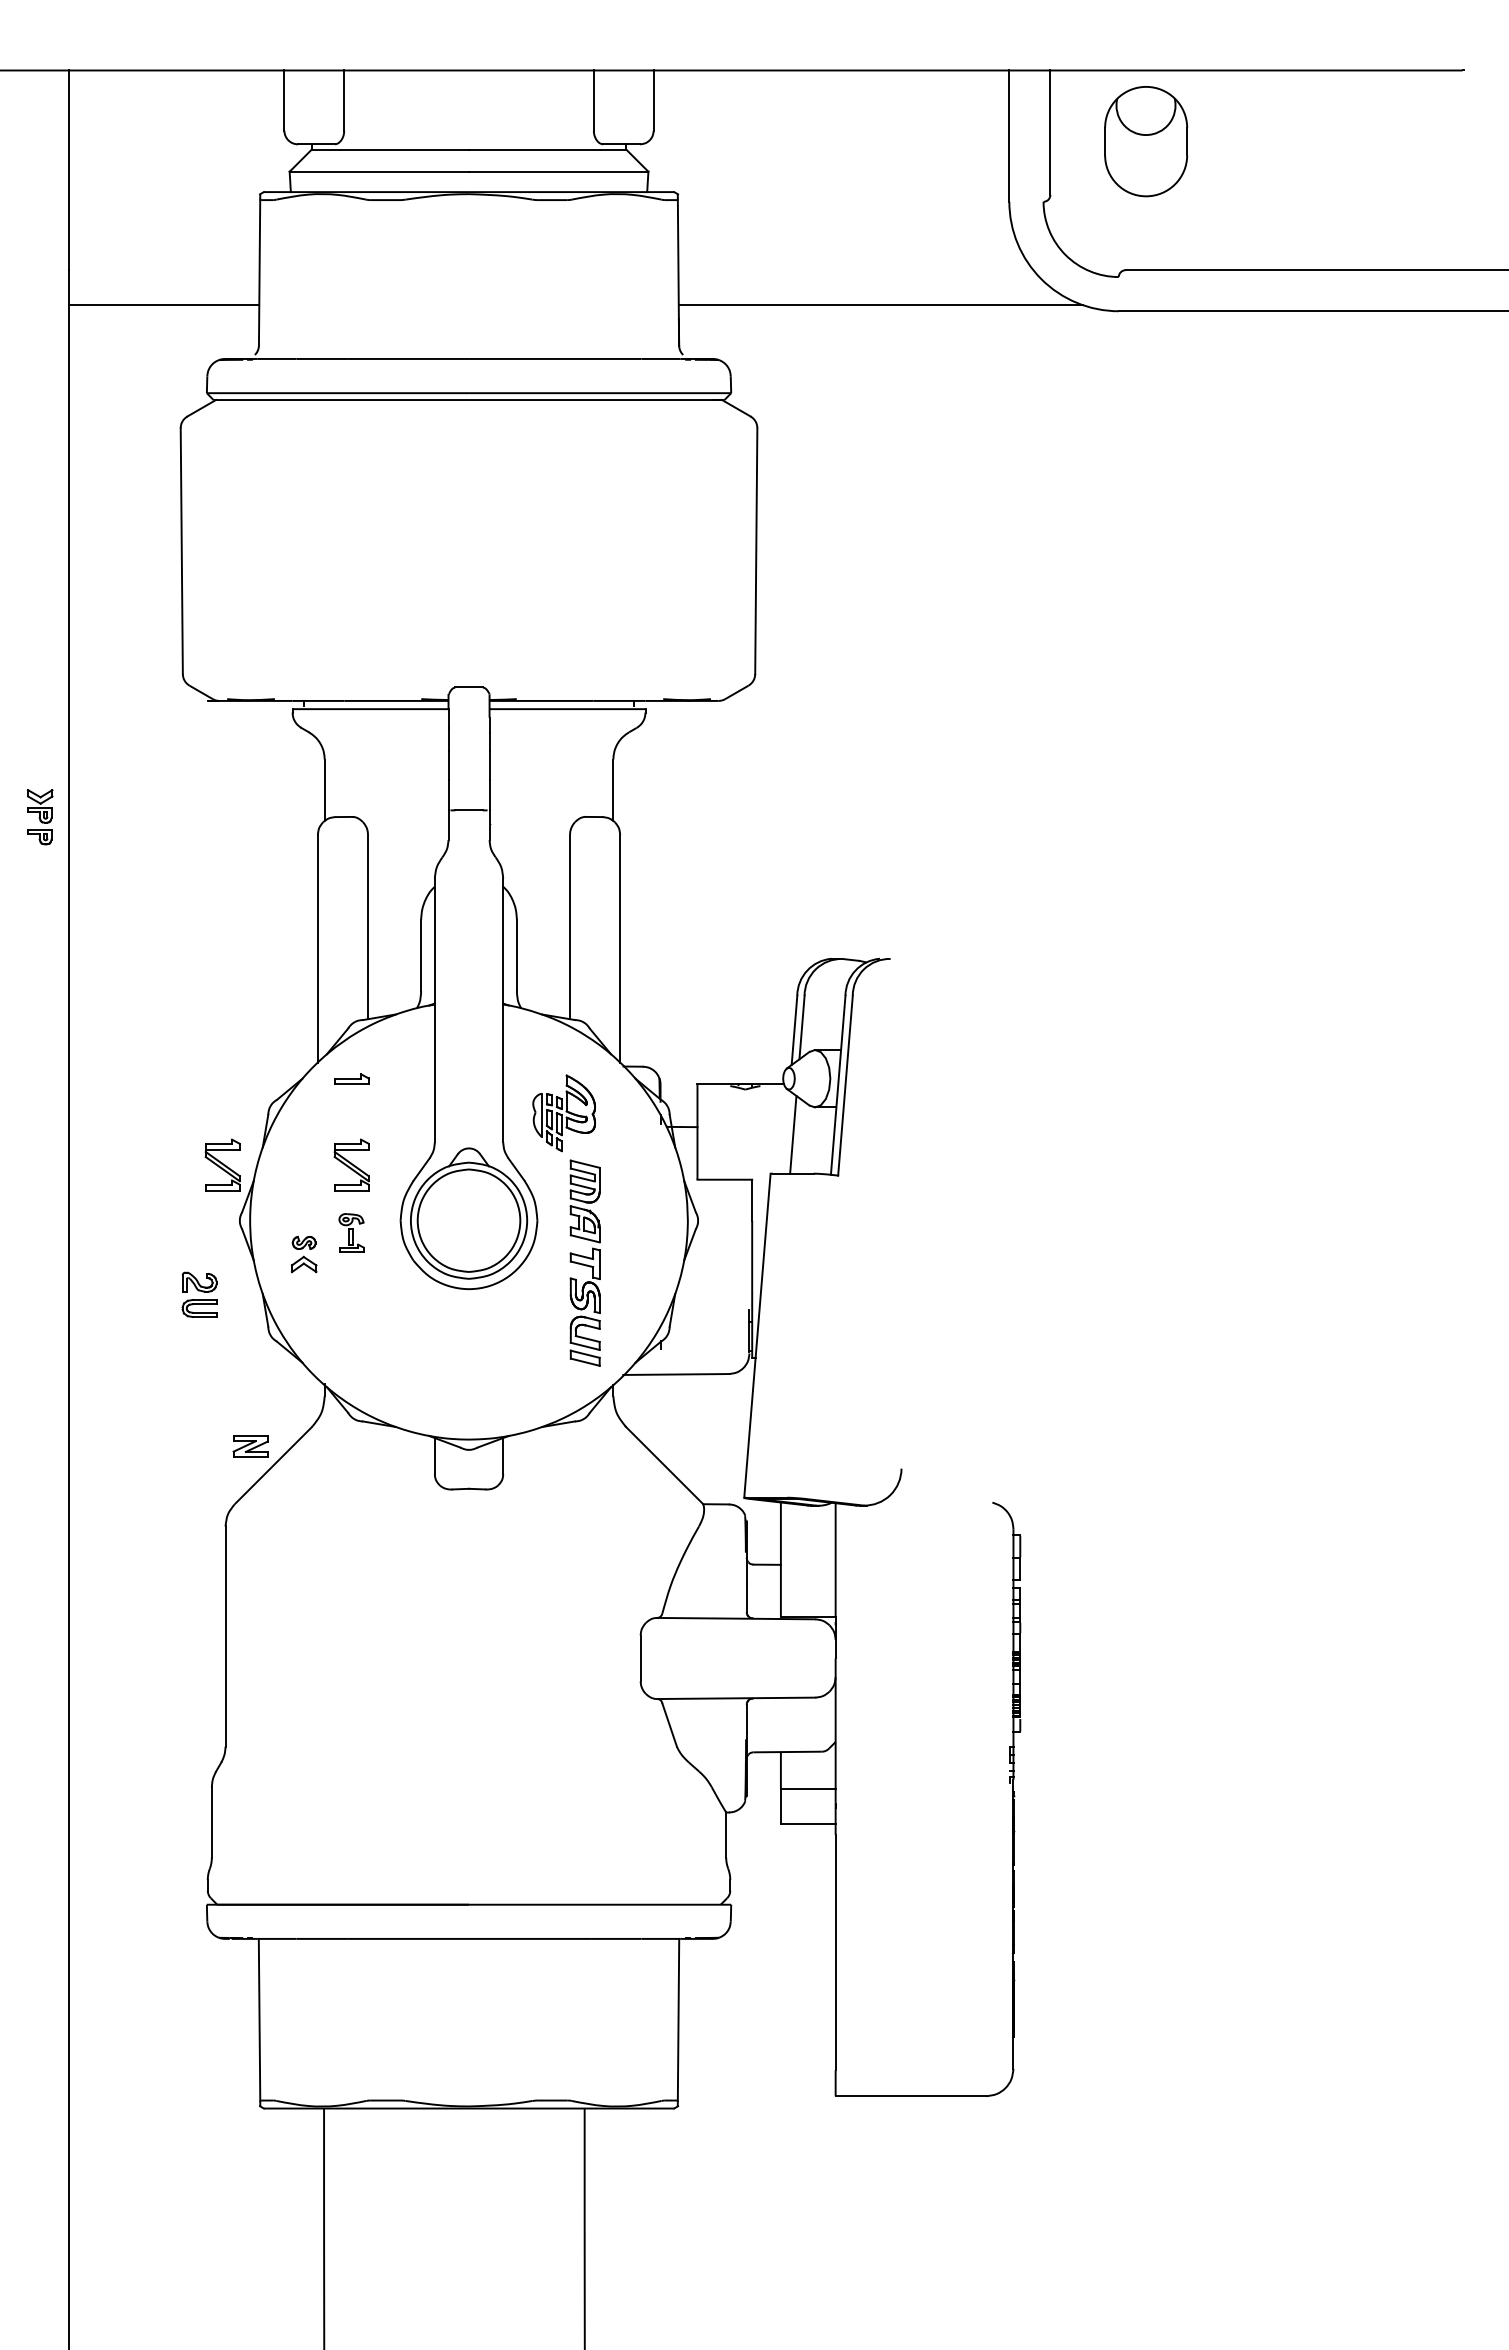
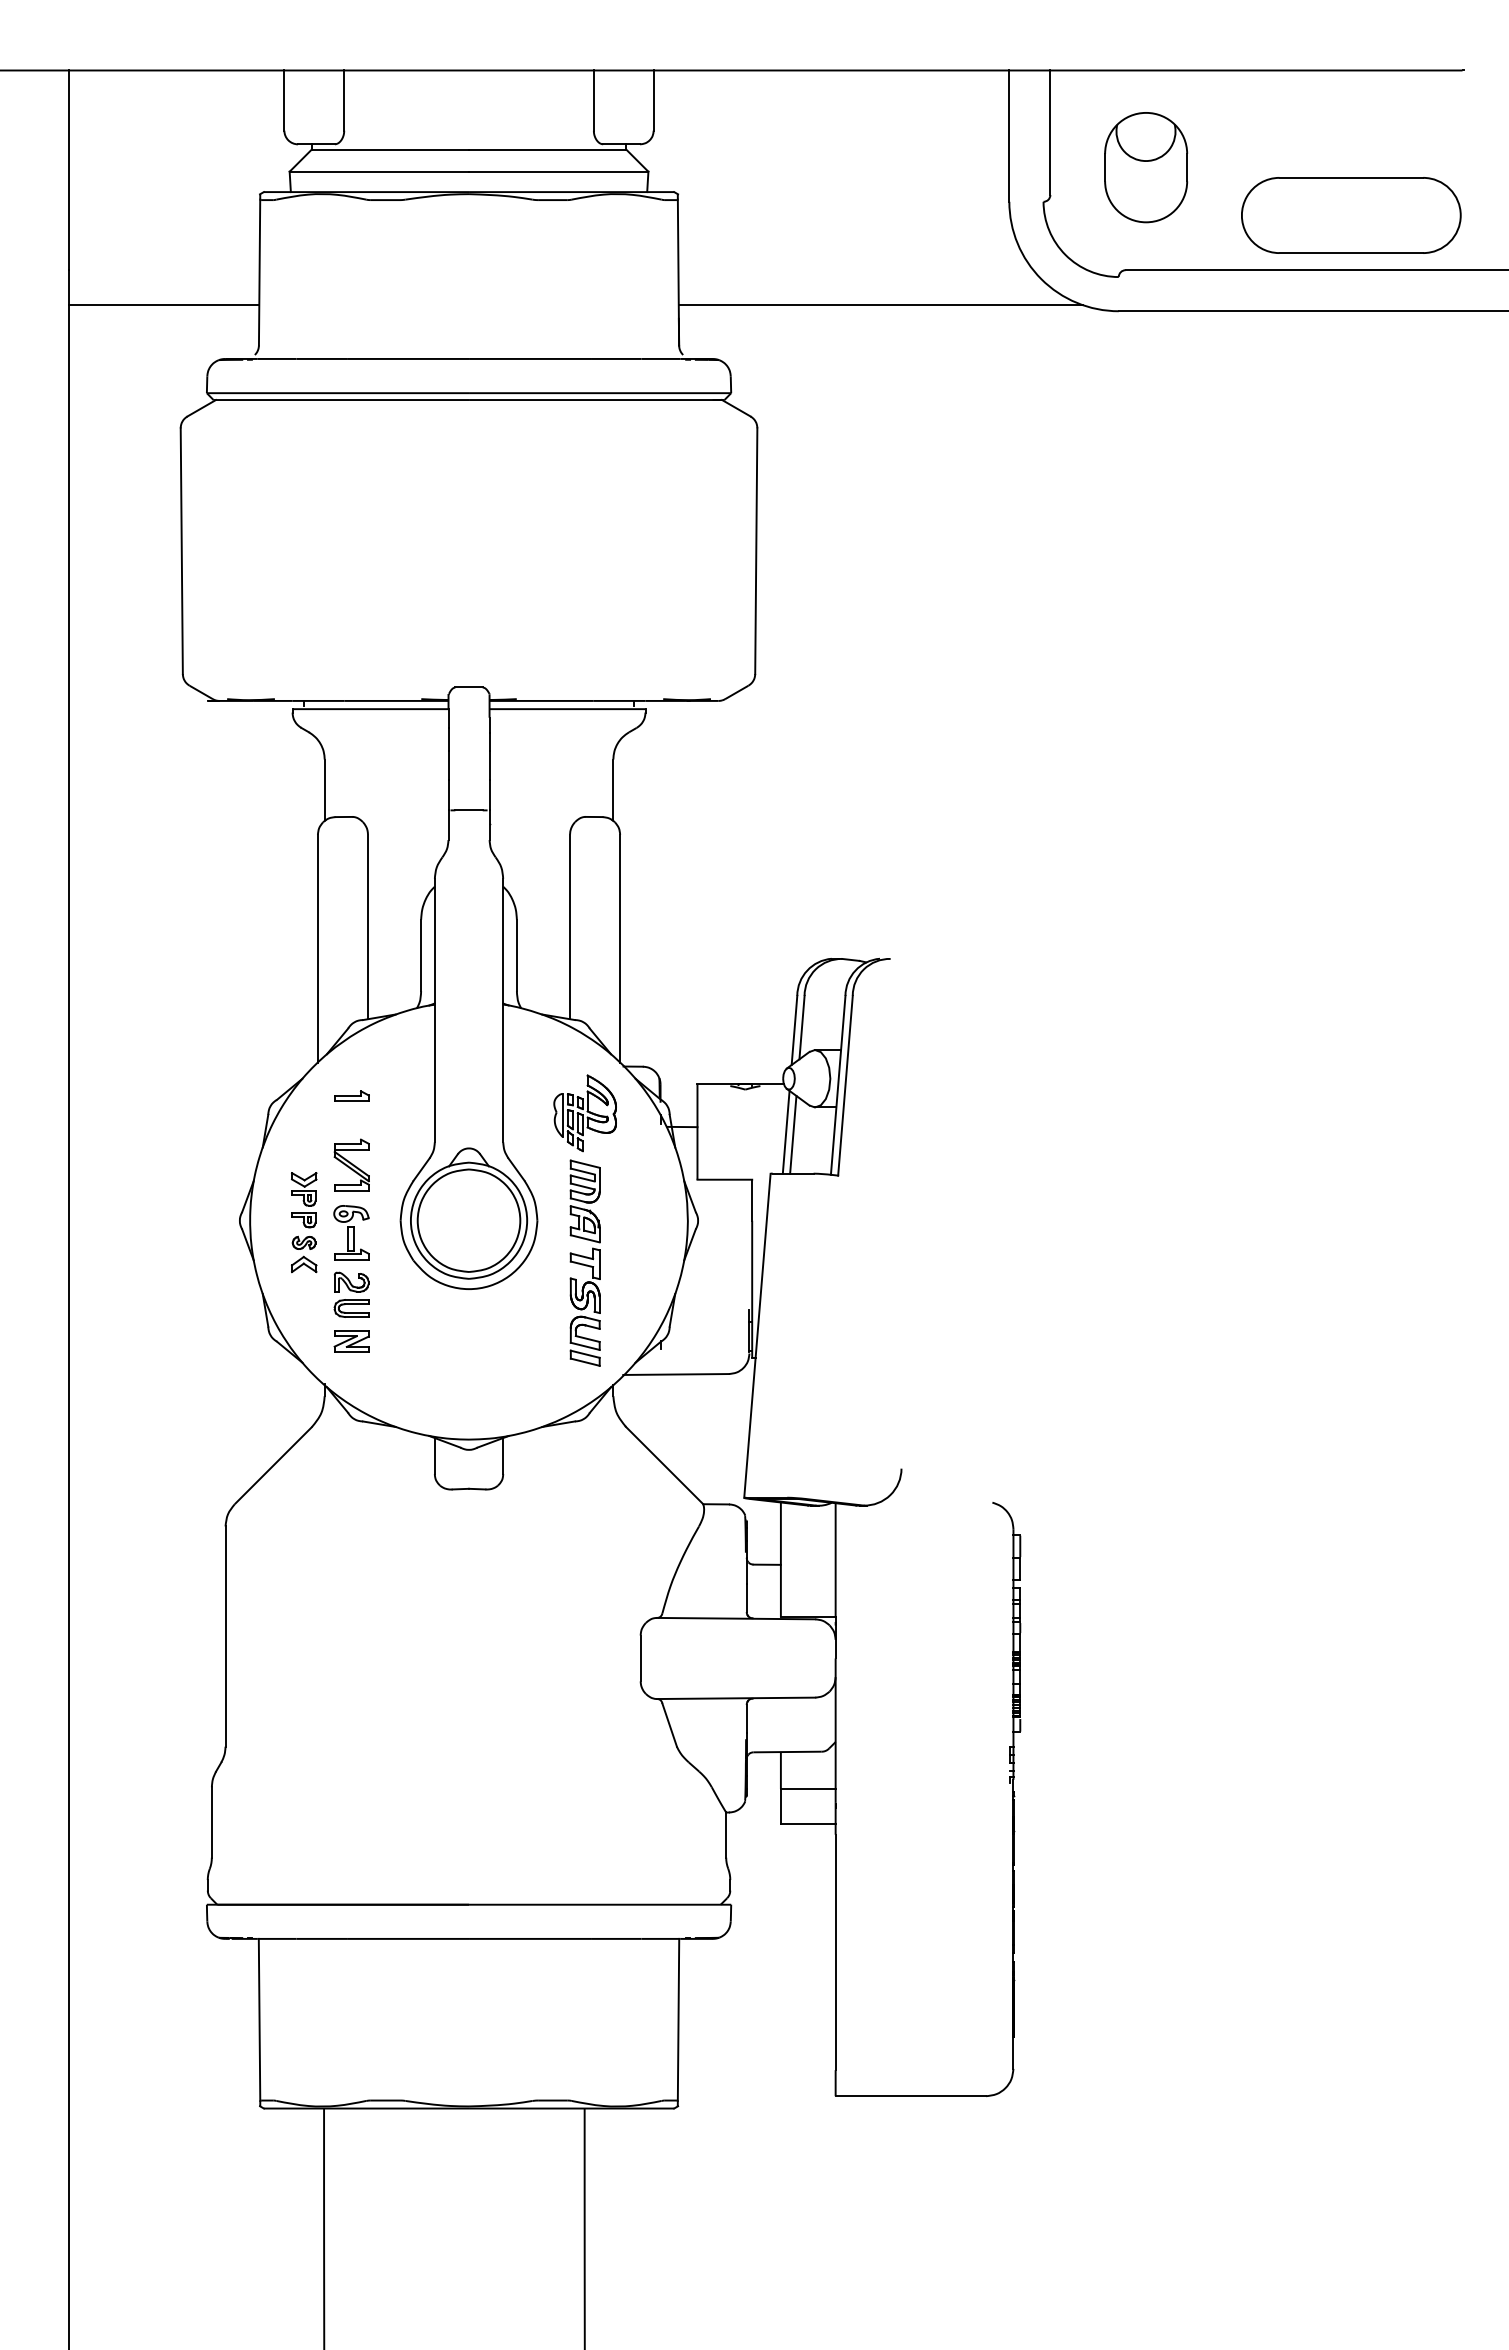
part position: (1146, 141) -> (1146, 167) (1146, 167)
part: none -> present (1351, 215)
part position: (40, 817) -> (304, 1200) (304, 1200)
part position: (351, 1078) -> (351, 1095) (351, 1095)
part position: (563, 1113) -> (584, 1113) (584, 1113)
line: none -> present (785, 1131)
part: present -> none (222, 1164)
part size: 27x40 px -> 37x56 px (351, 1232)
part position: (199, 1294) -> (351, 1294) (351, 1294)
part position: (250, 1446) -> (351, 1341) (351, 1341)
